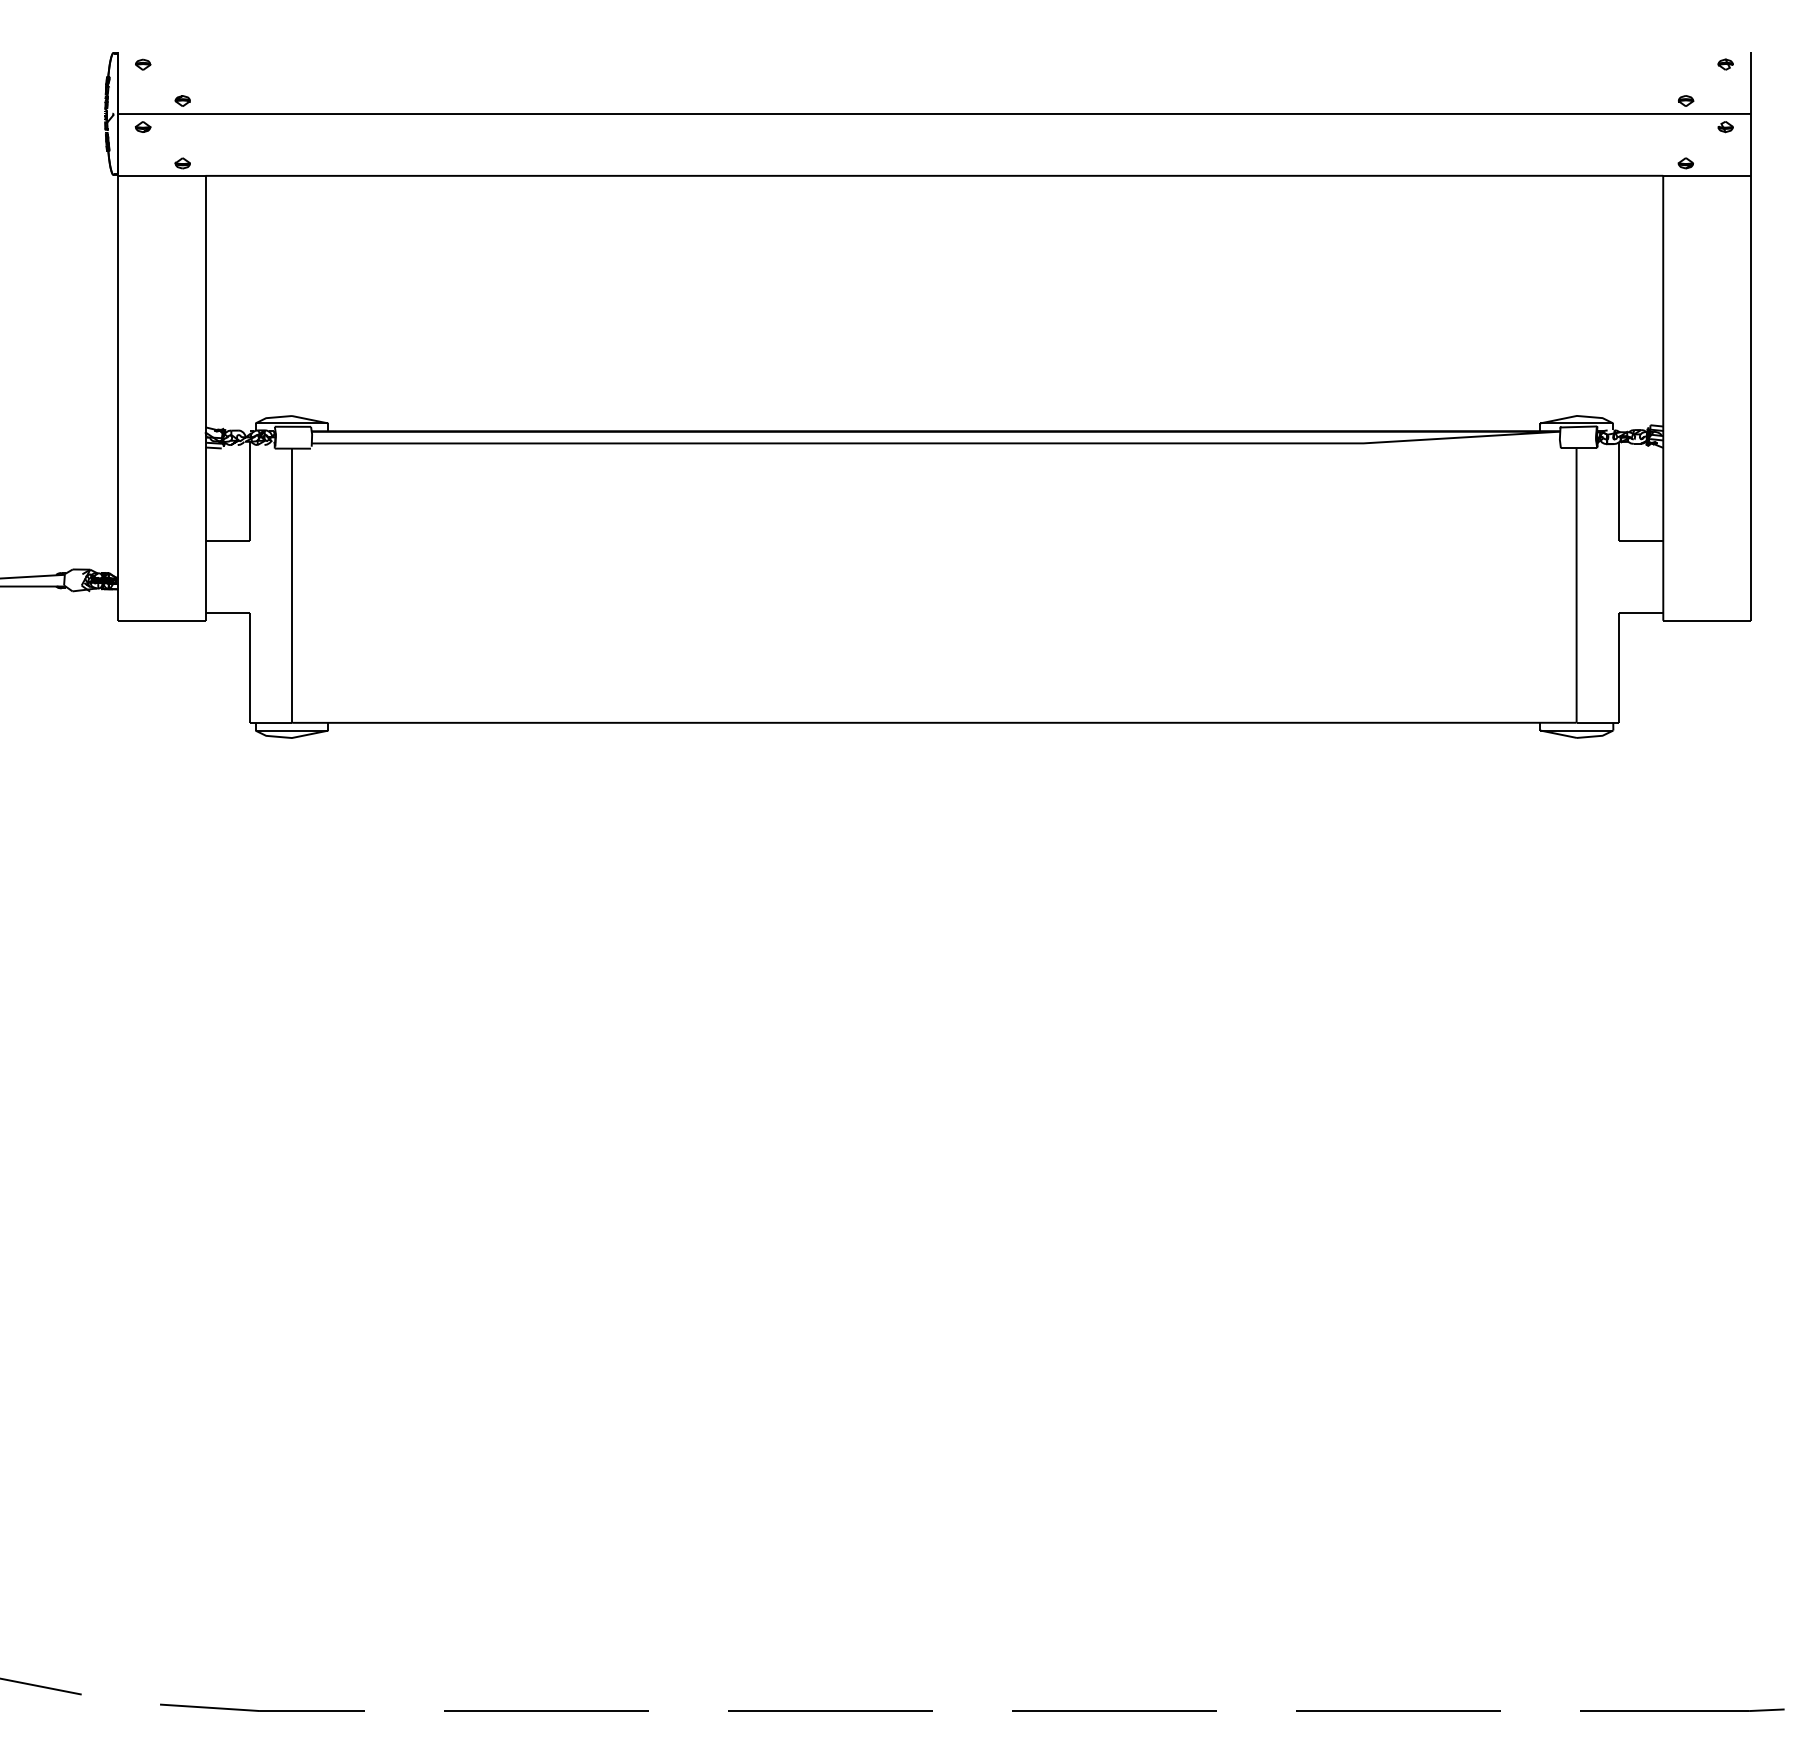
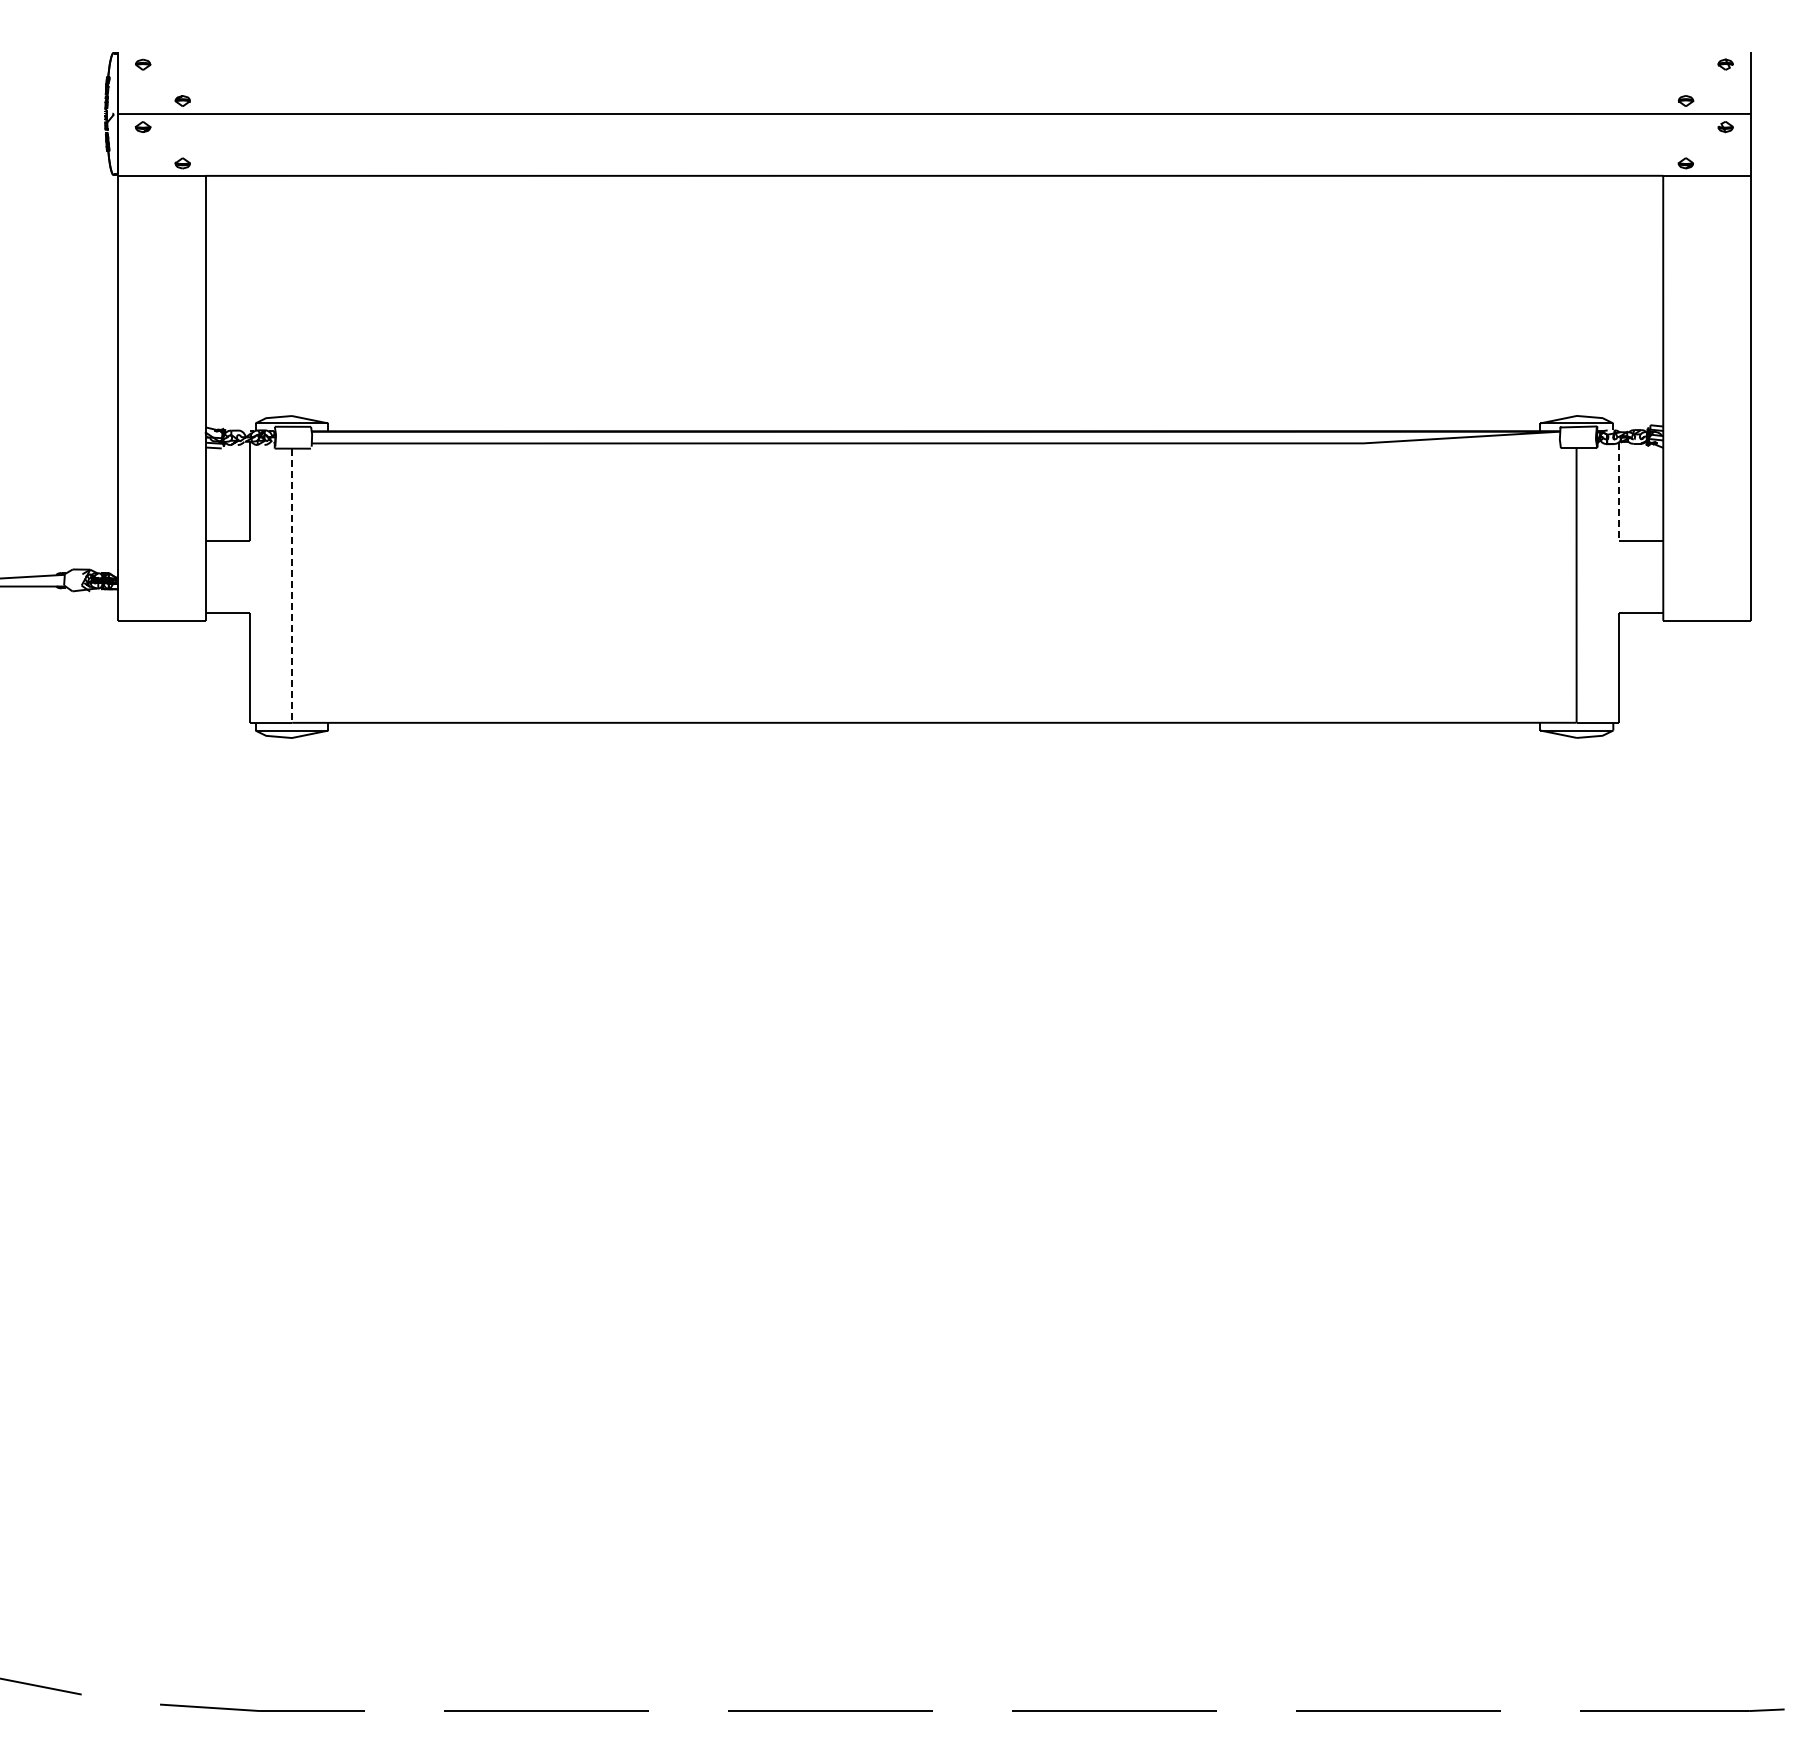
line: solid -> dashed (1618, 491)
line: solid -> dashed (292, 586)
